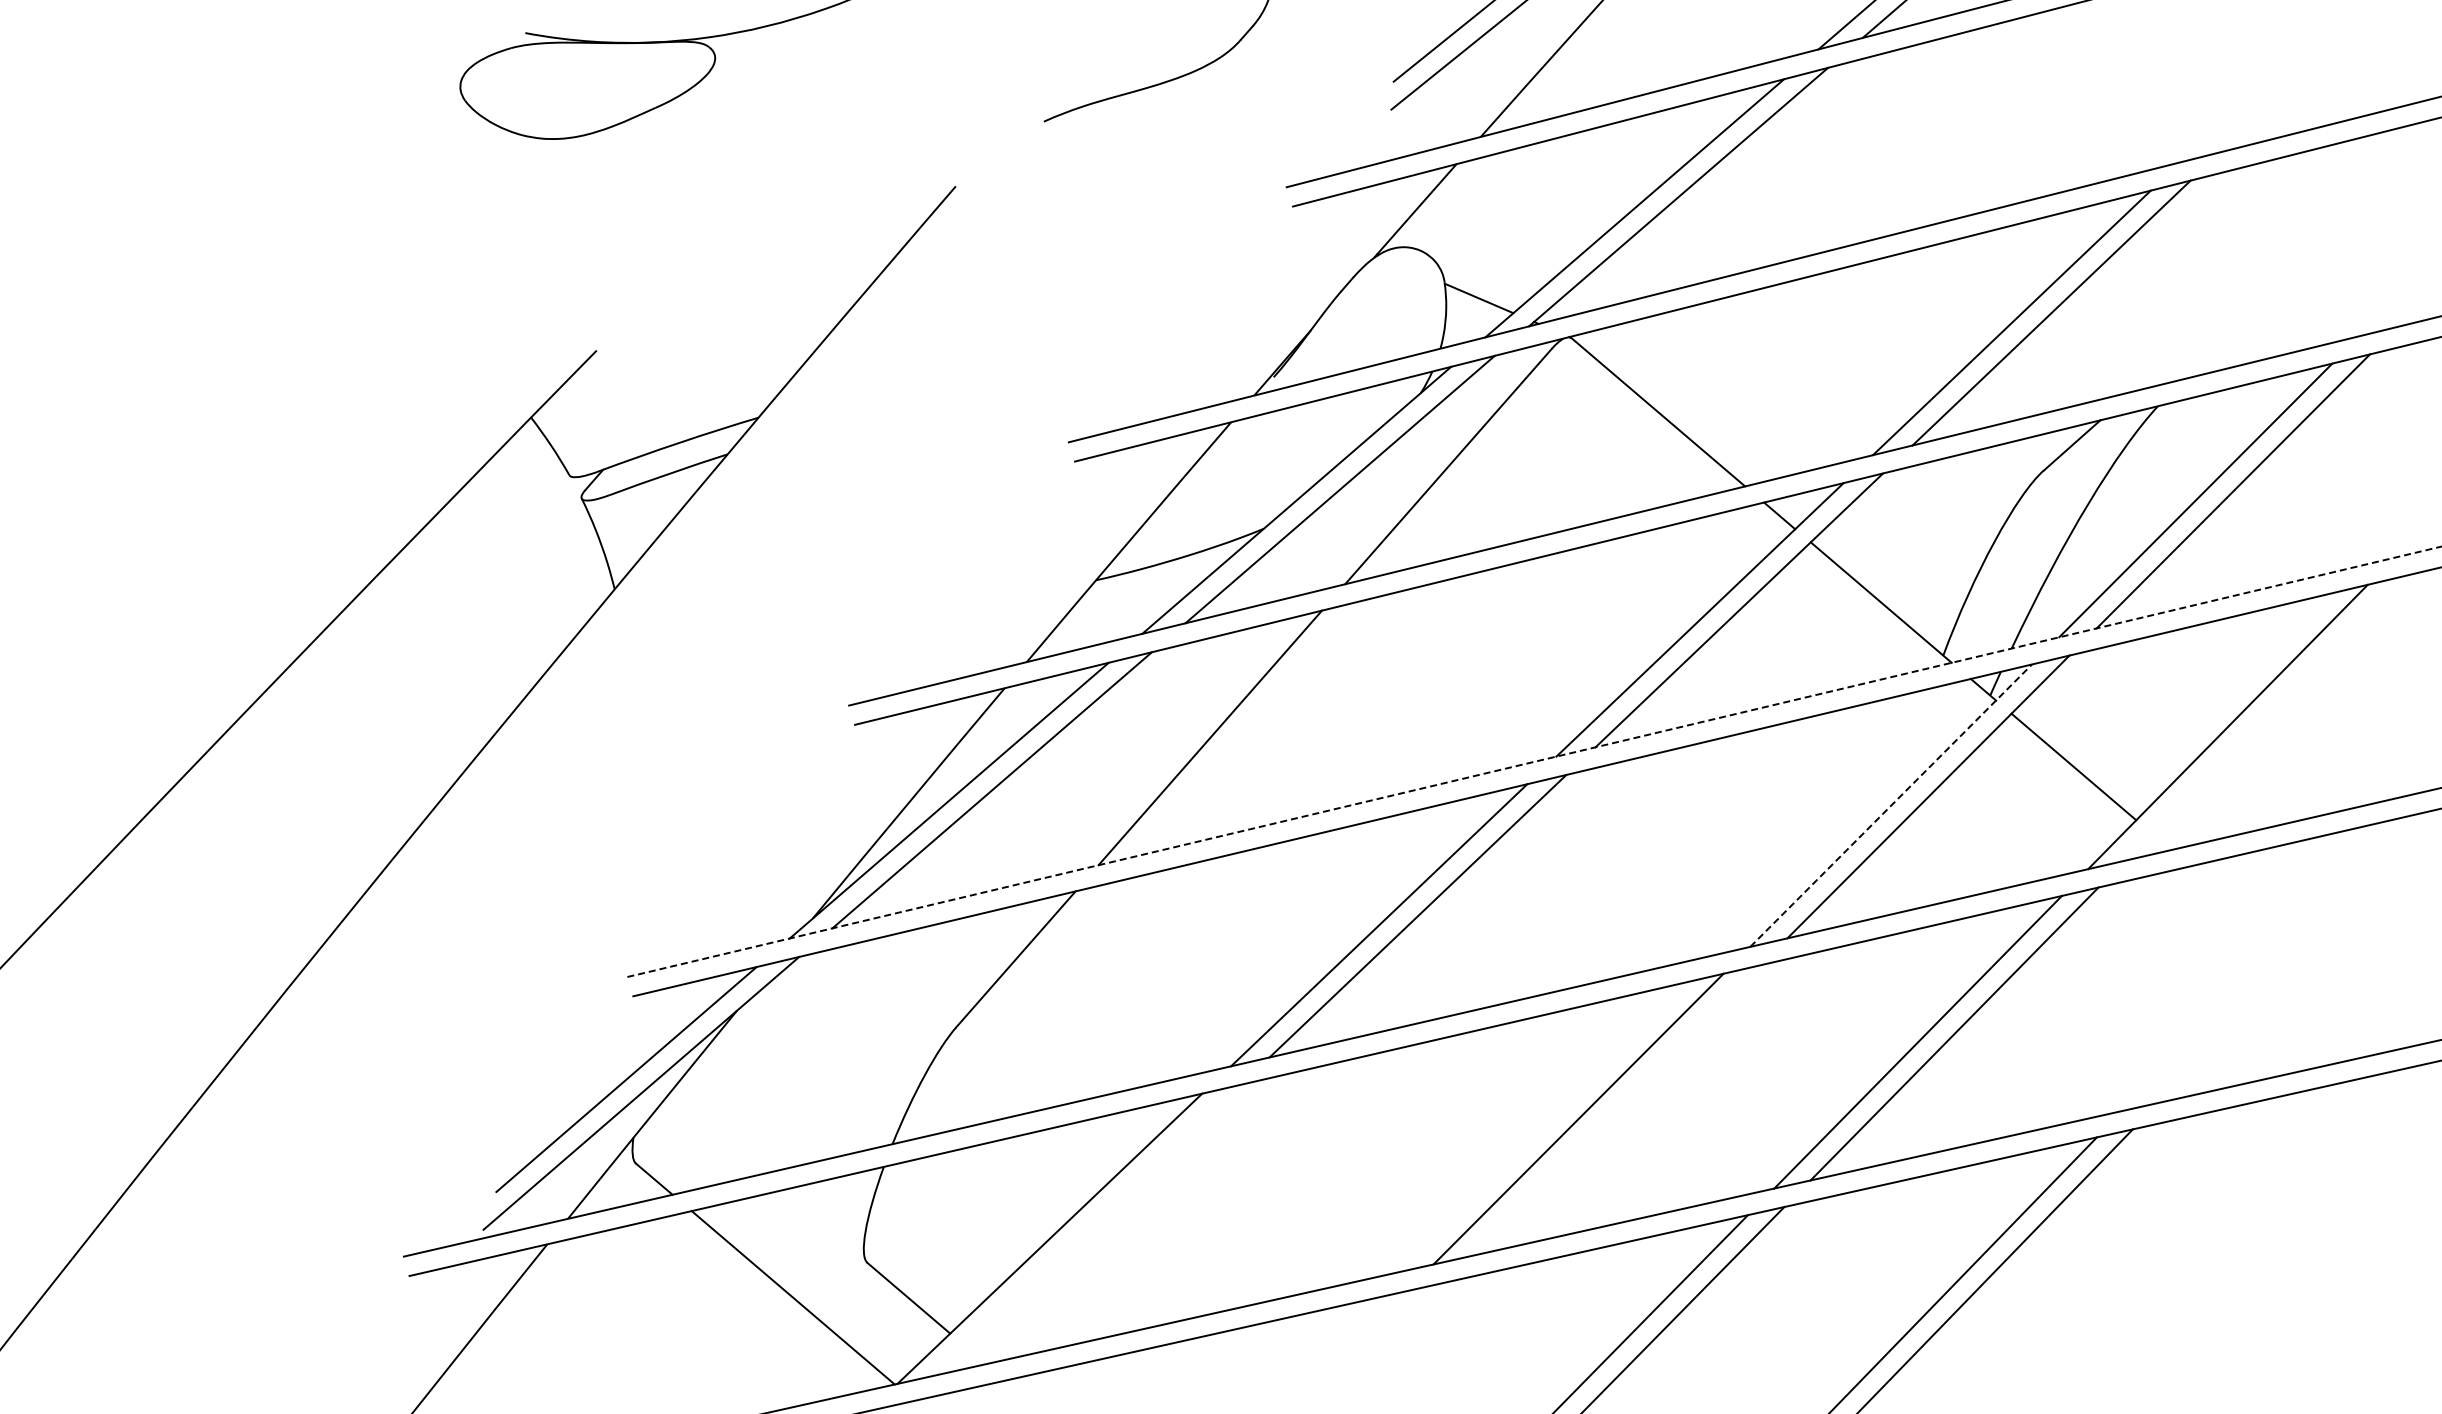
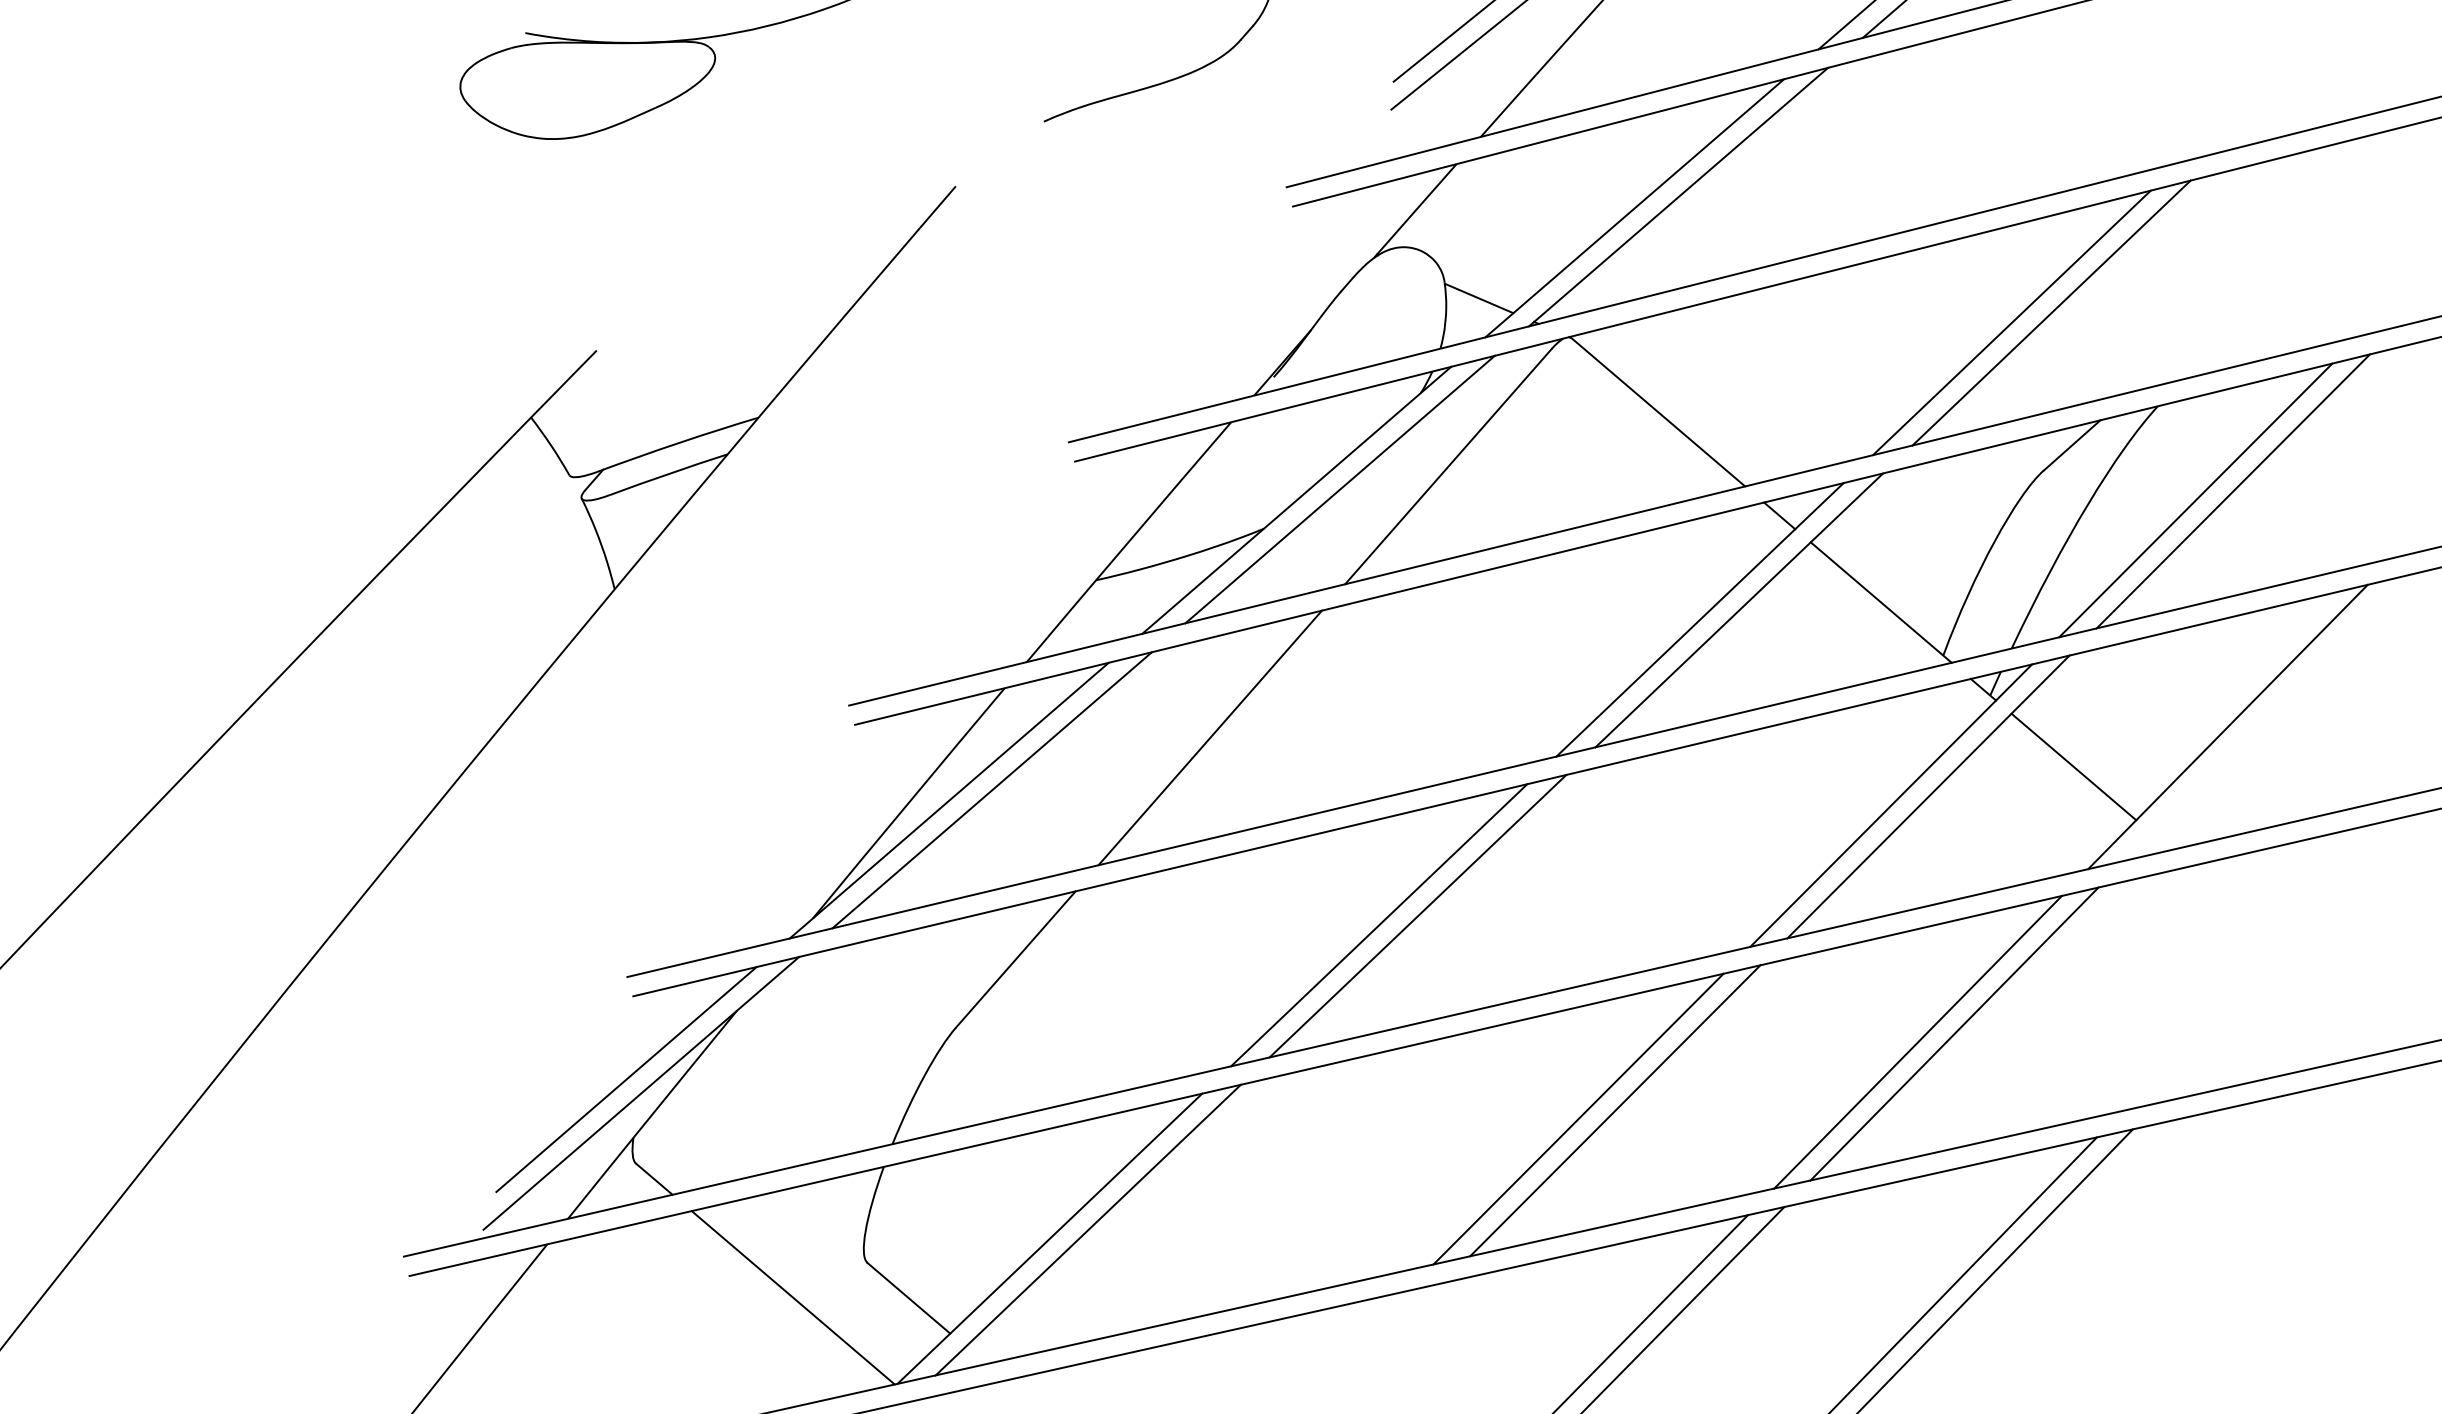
line: dashed -> solid (1535, 761)
line: dashed -> solid (1891, 805)
line: none -> present (1615, 1110)
line: none -> present (1087, 1229)
